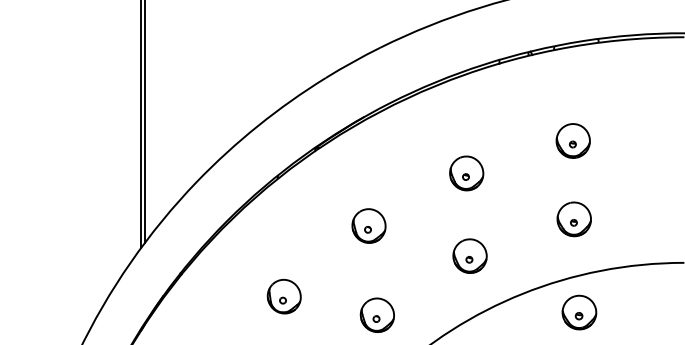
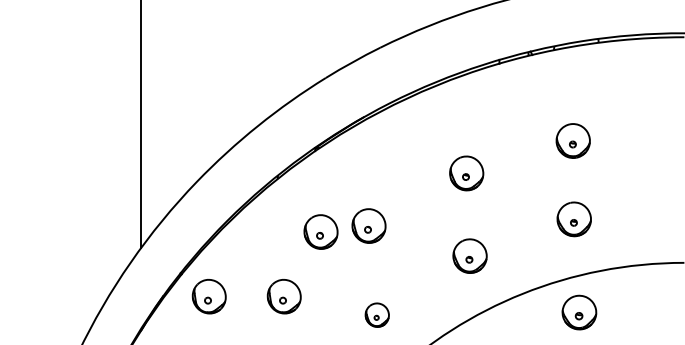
line: present -> none (144, 122)
part: none -> present (320, 231)
part: none -> present (208, 296)
part size: 36x36 px -> 26x26 px (376, 314)
